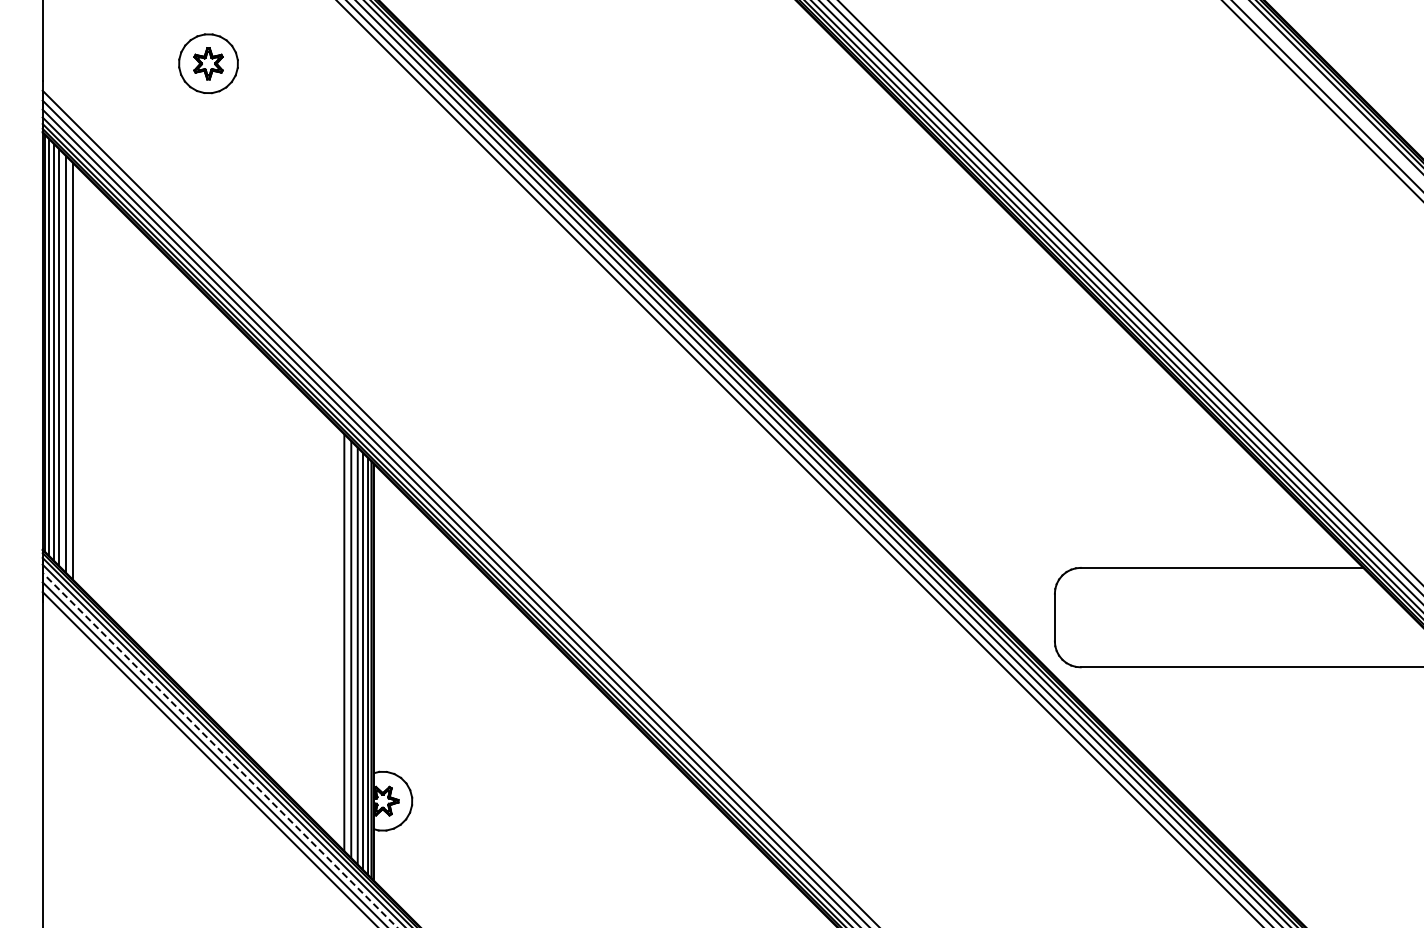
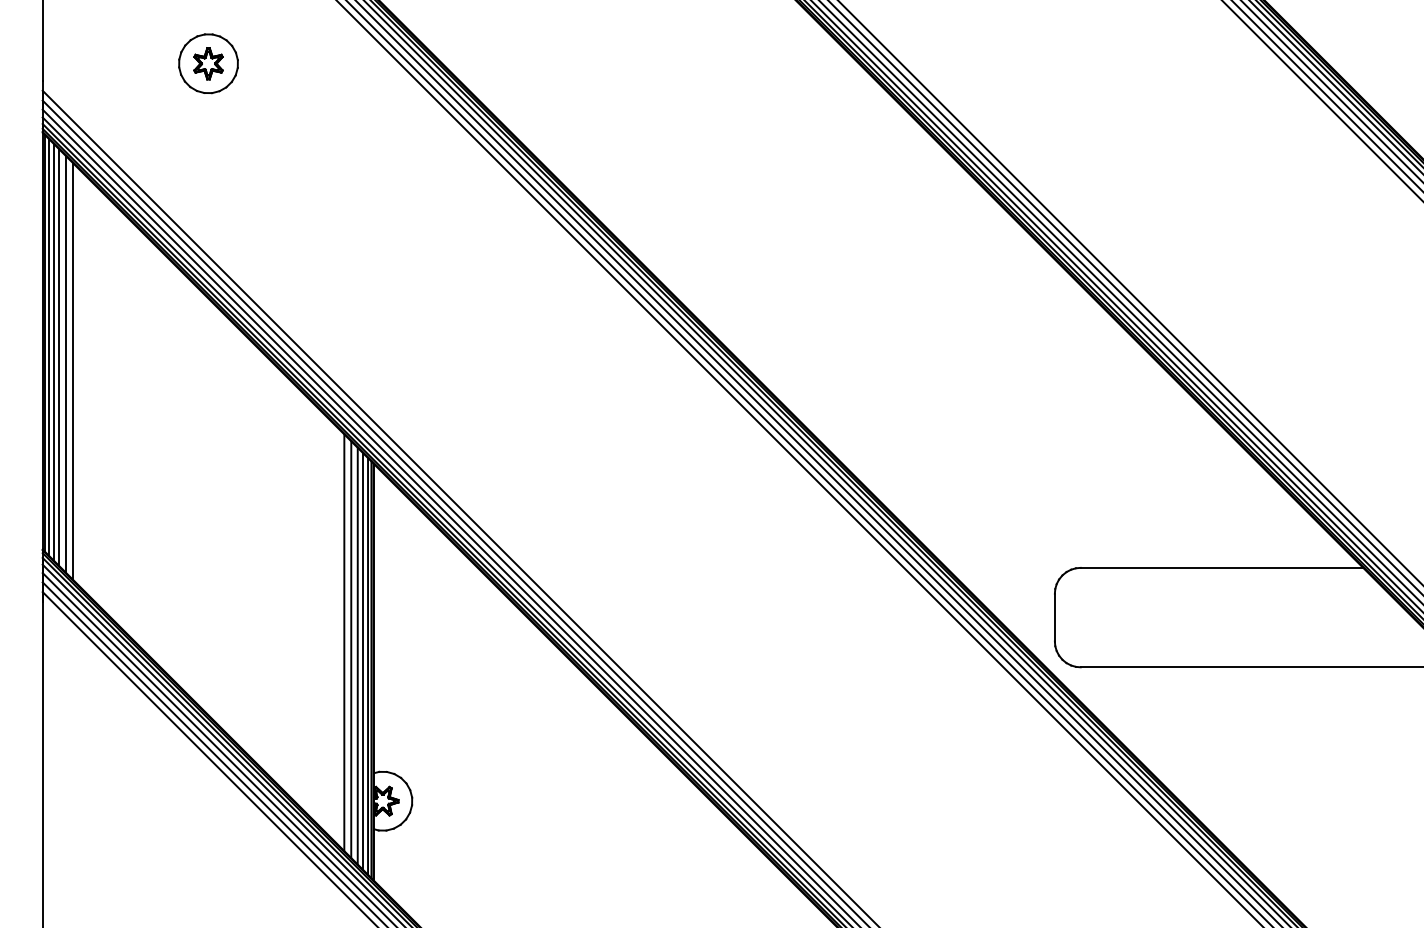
line: none -> present (1331, 90)
line: dashed -> solid (219, 749)
